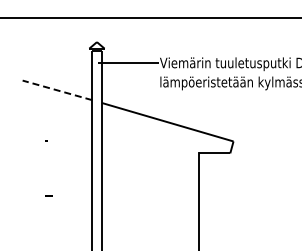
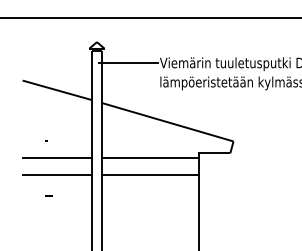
line: dashed -> solid (56, 90)
line: none -> present (57, 158)
line: none -> present (149, 158)
line: none -> present (57, 175)
line: none -> present (149, 175)
